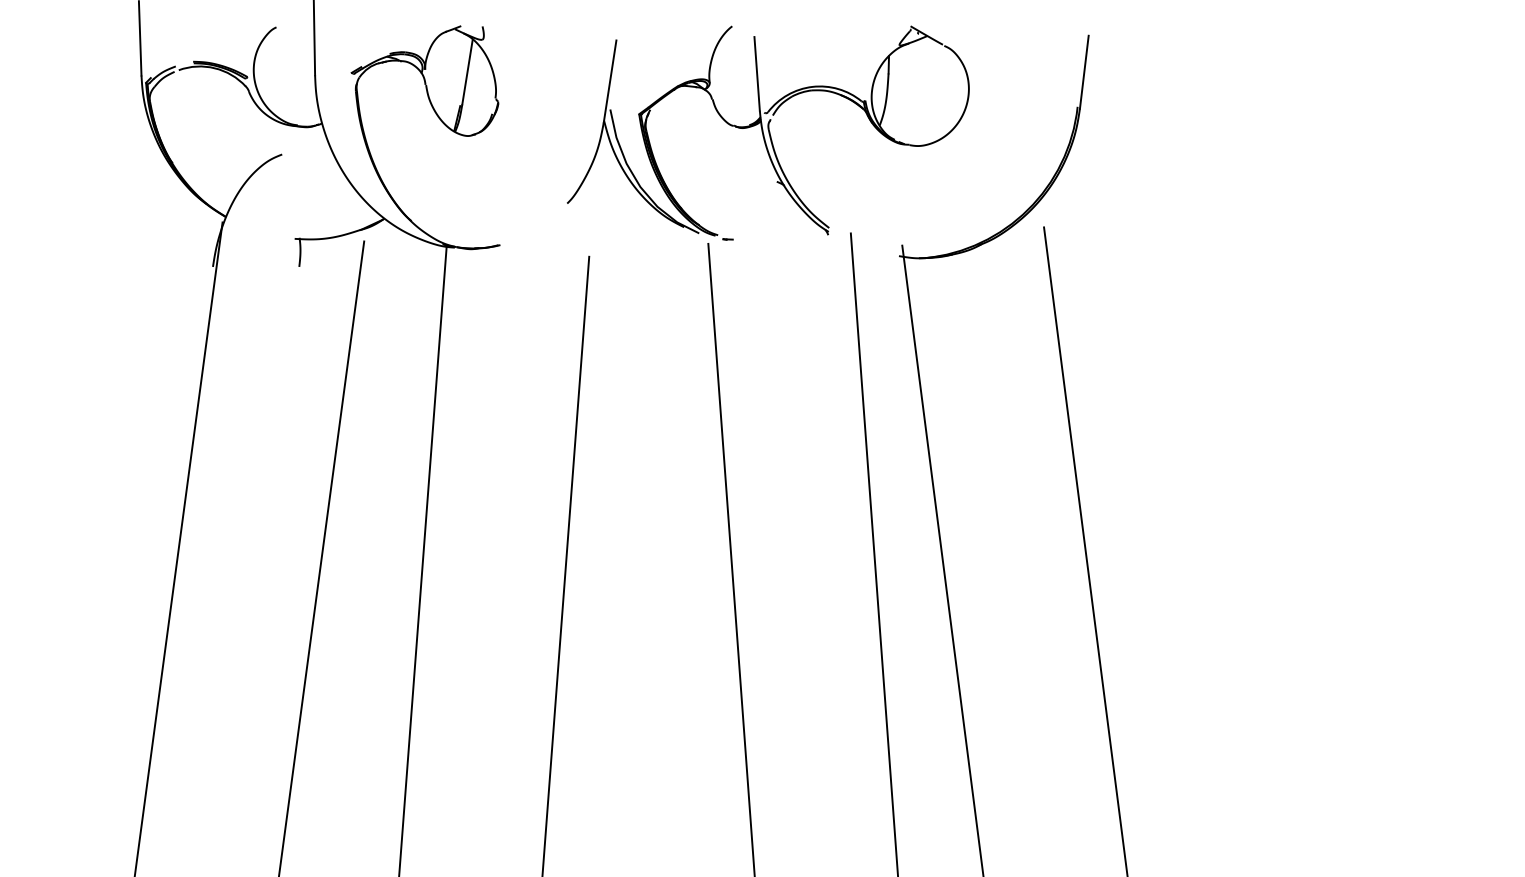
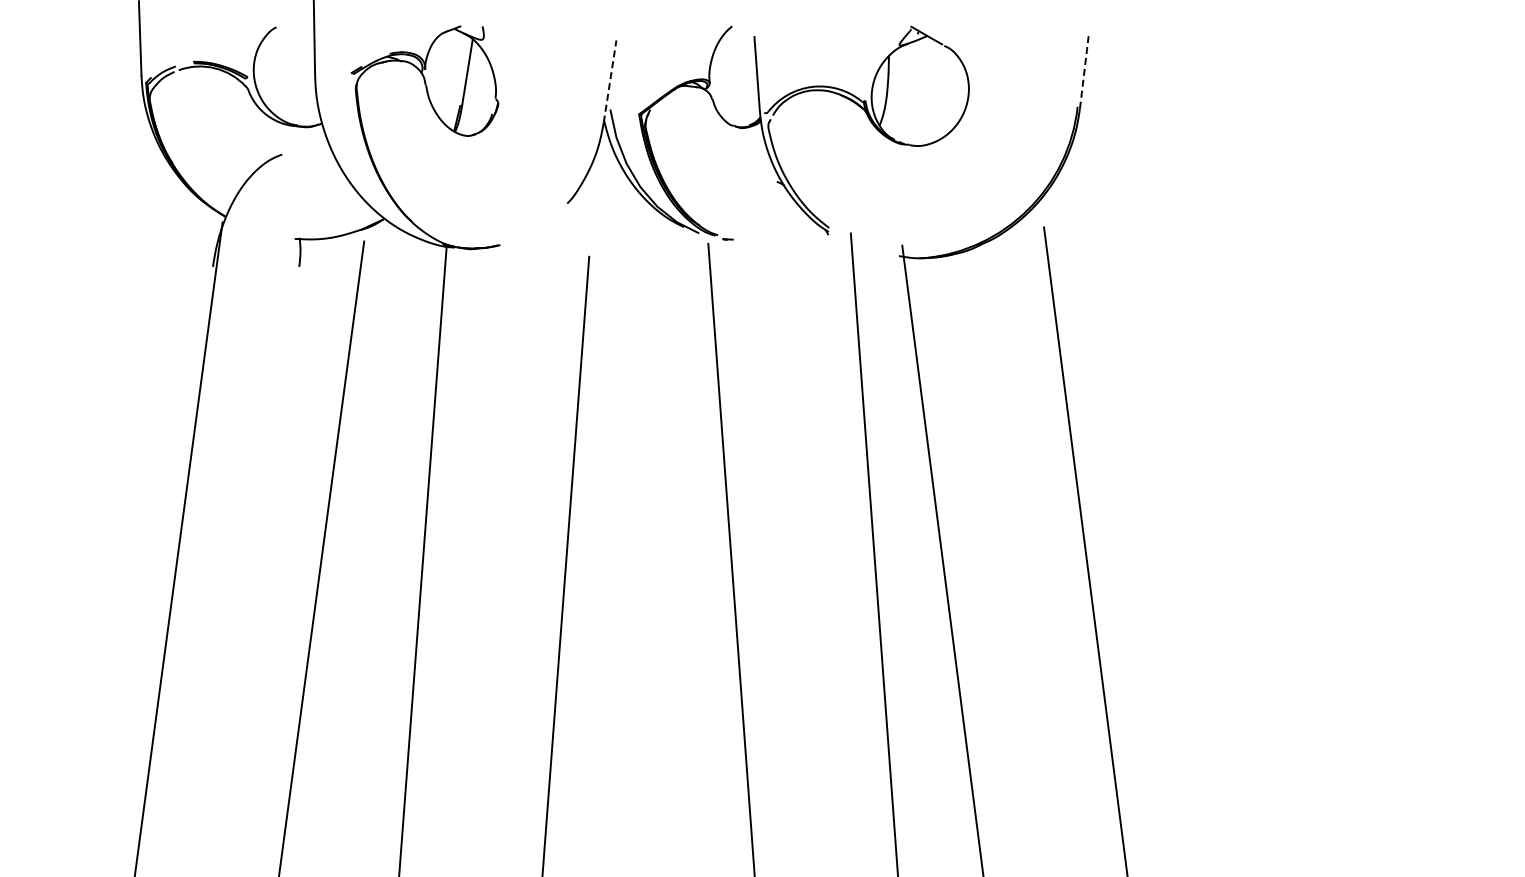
line: solid -> dashed (1084, 72)
line: solid -> dashed (610, 81)
